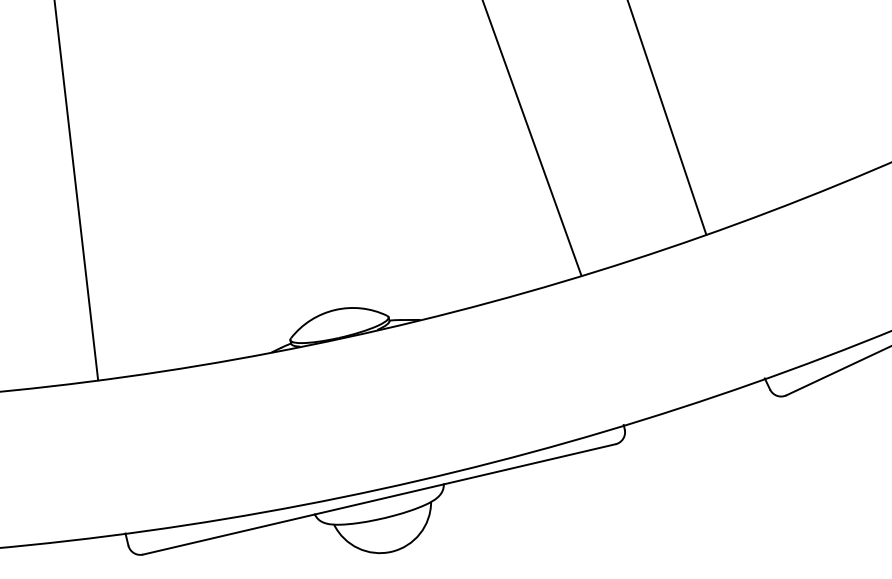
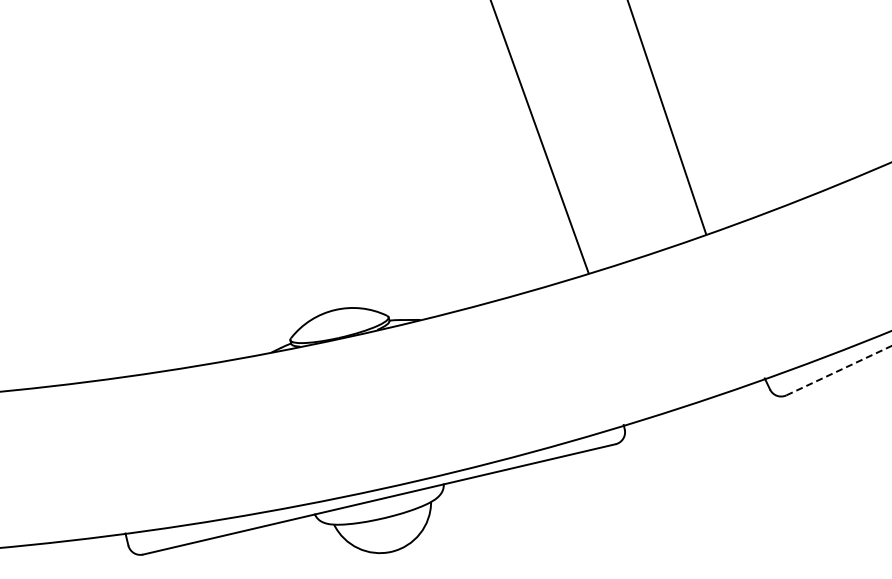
line position: (532, 138) -> (539, 137) (539, 137)
line: present -> none (76, 191)
line: solid -> dashed (838, 370)
